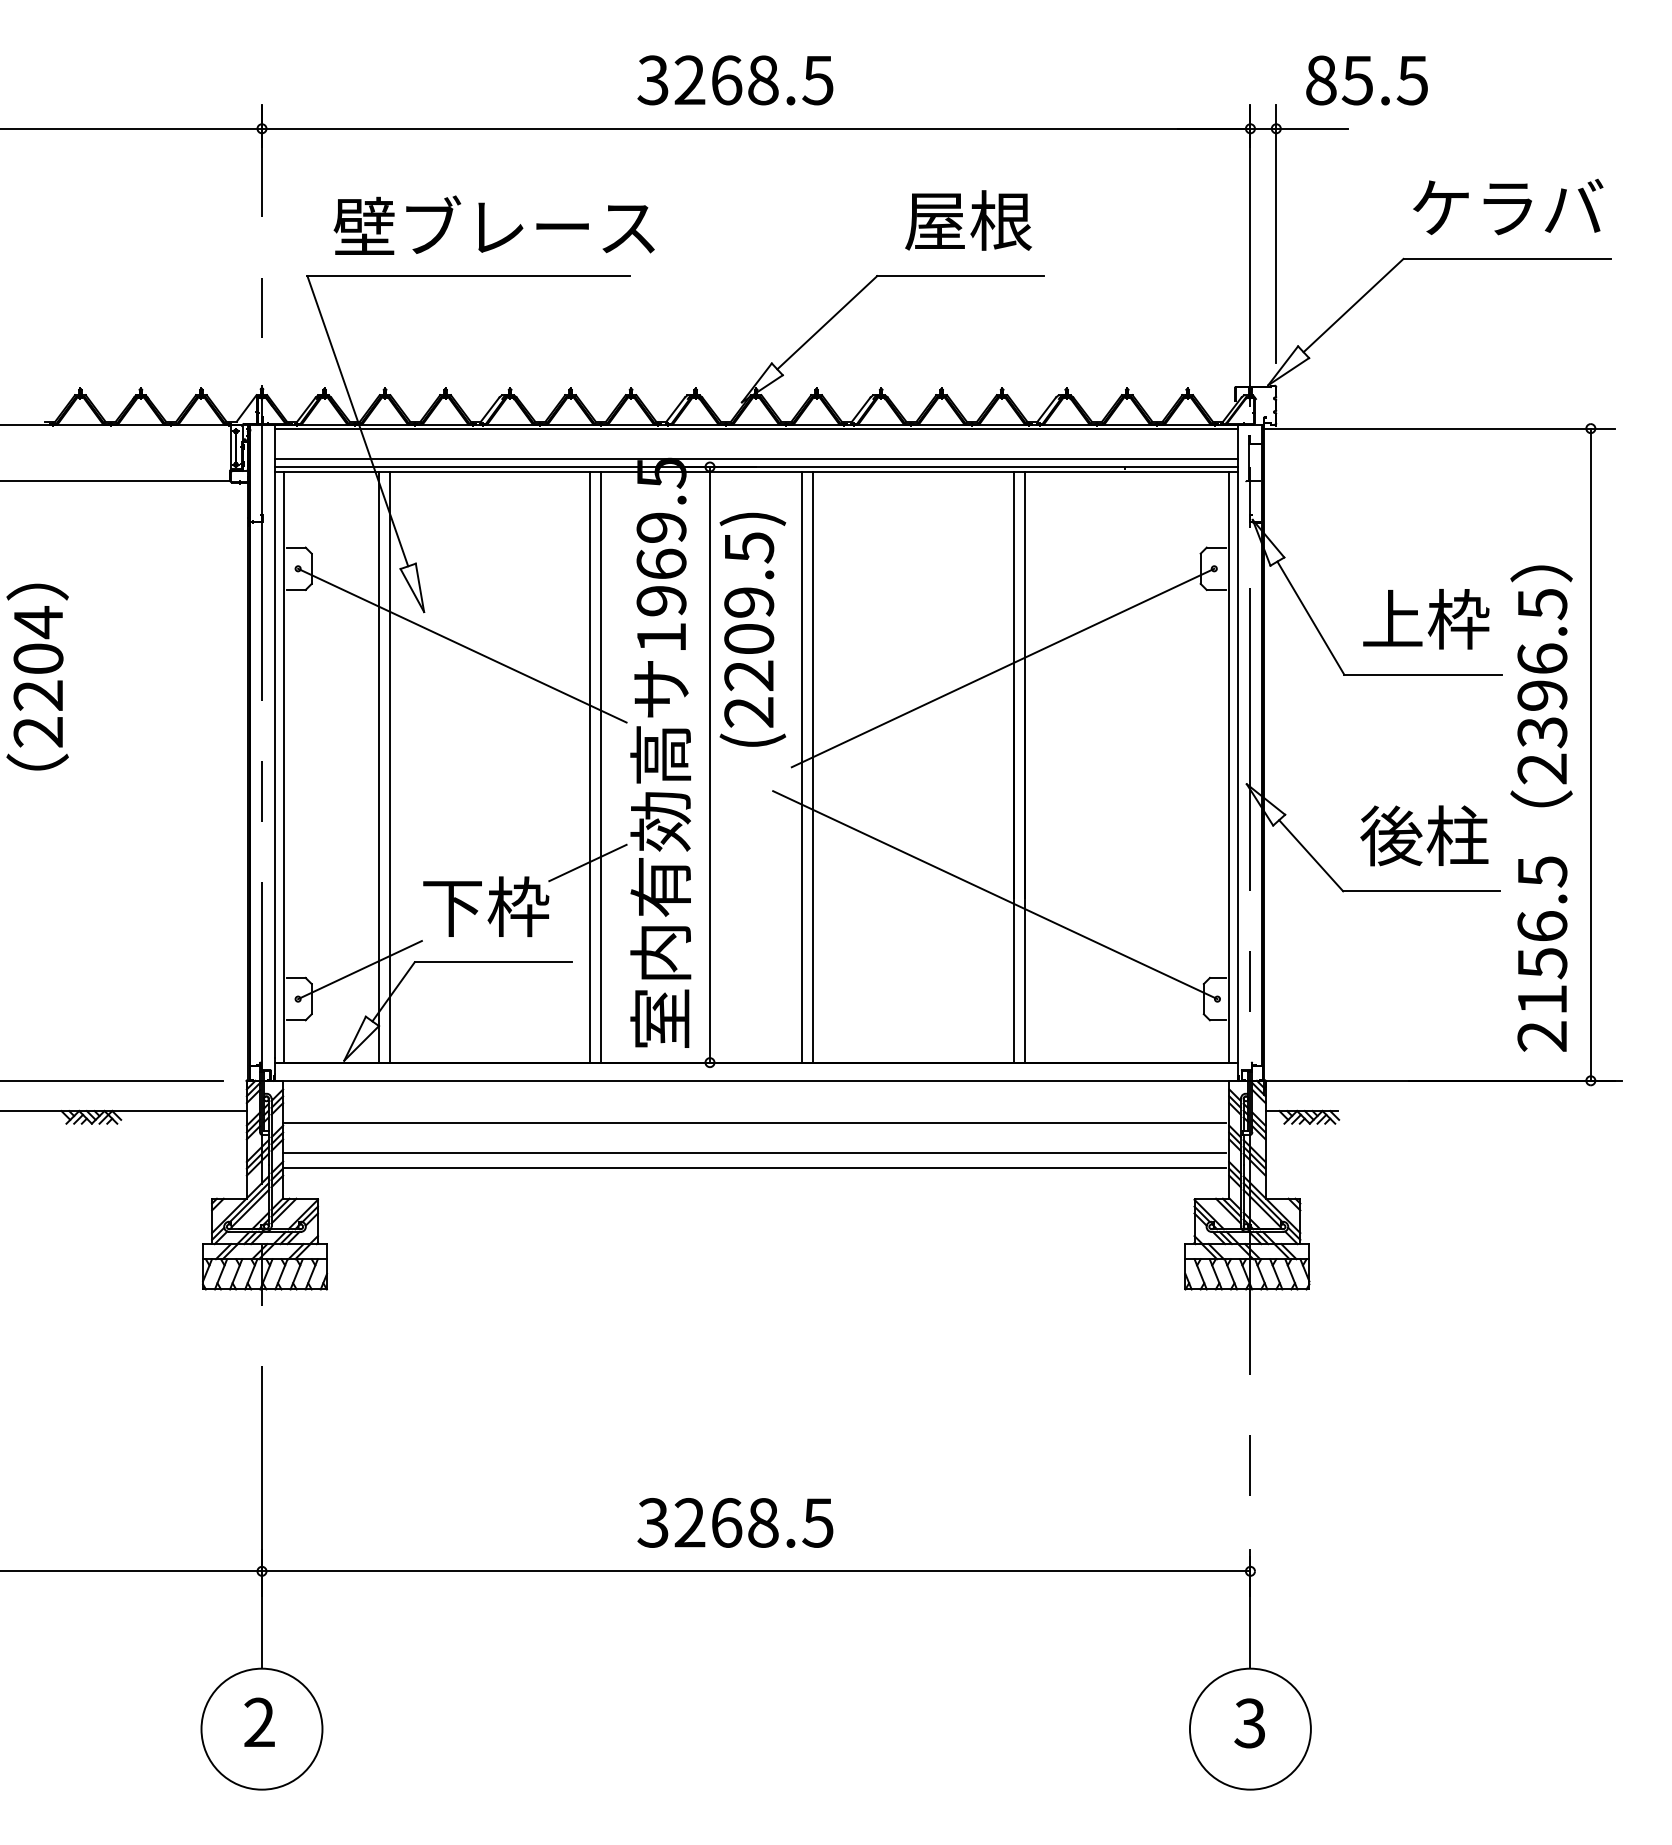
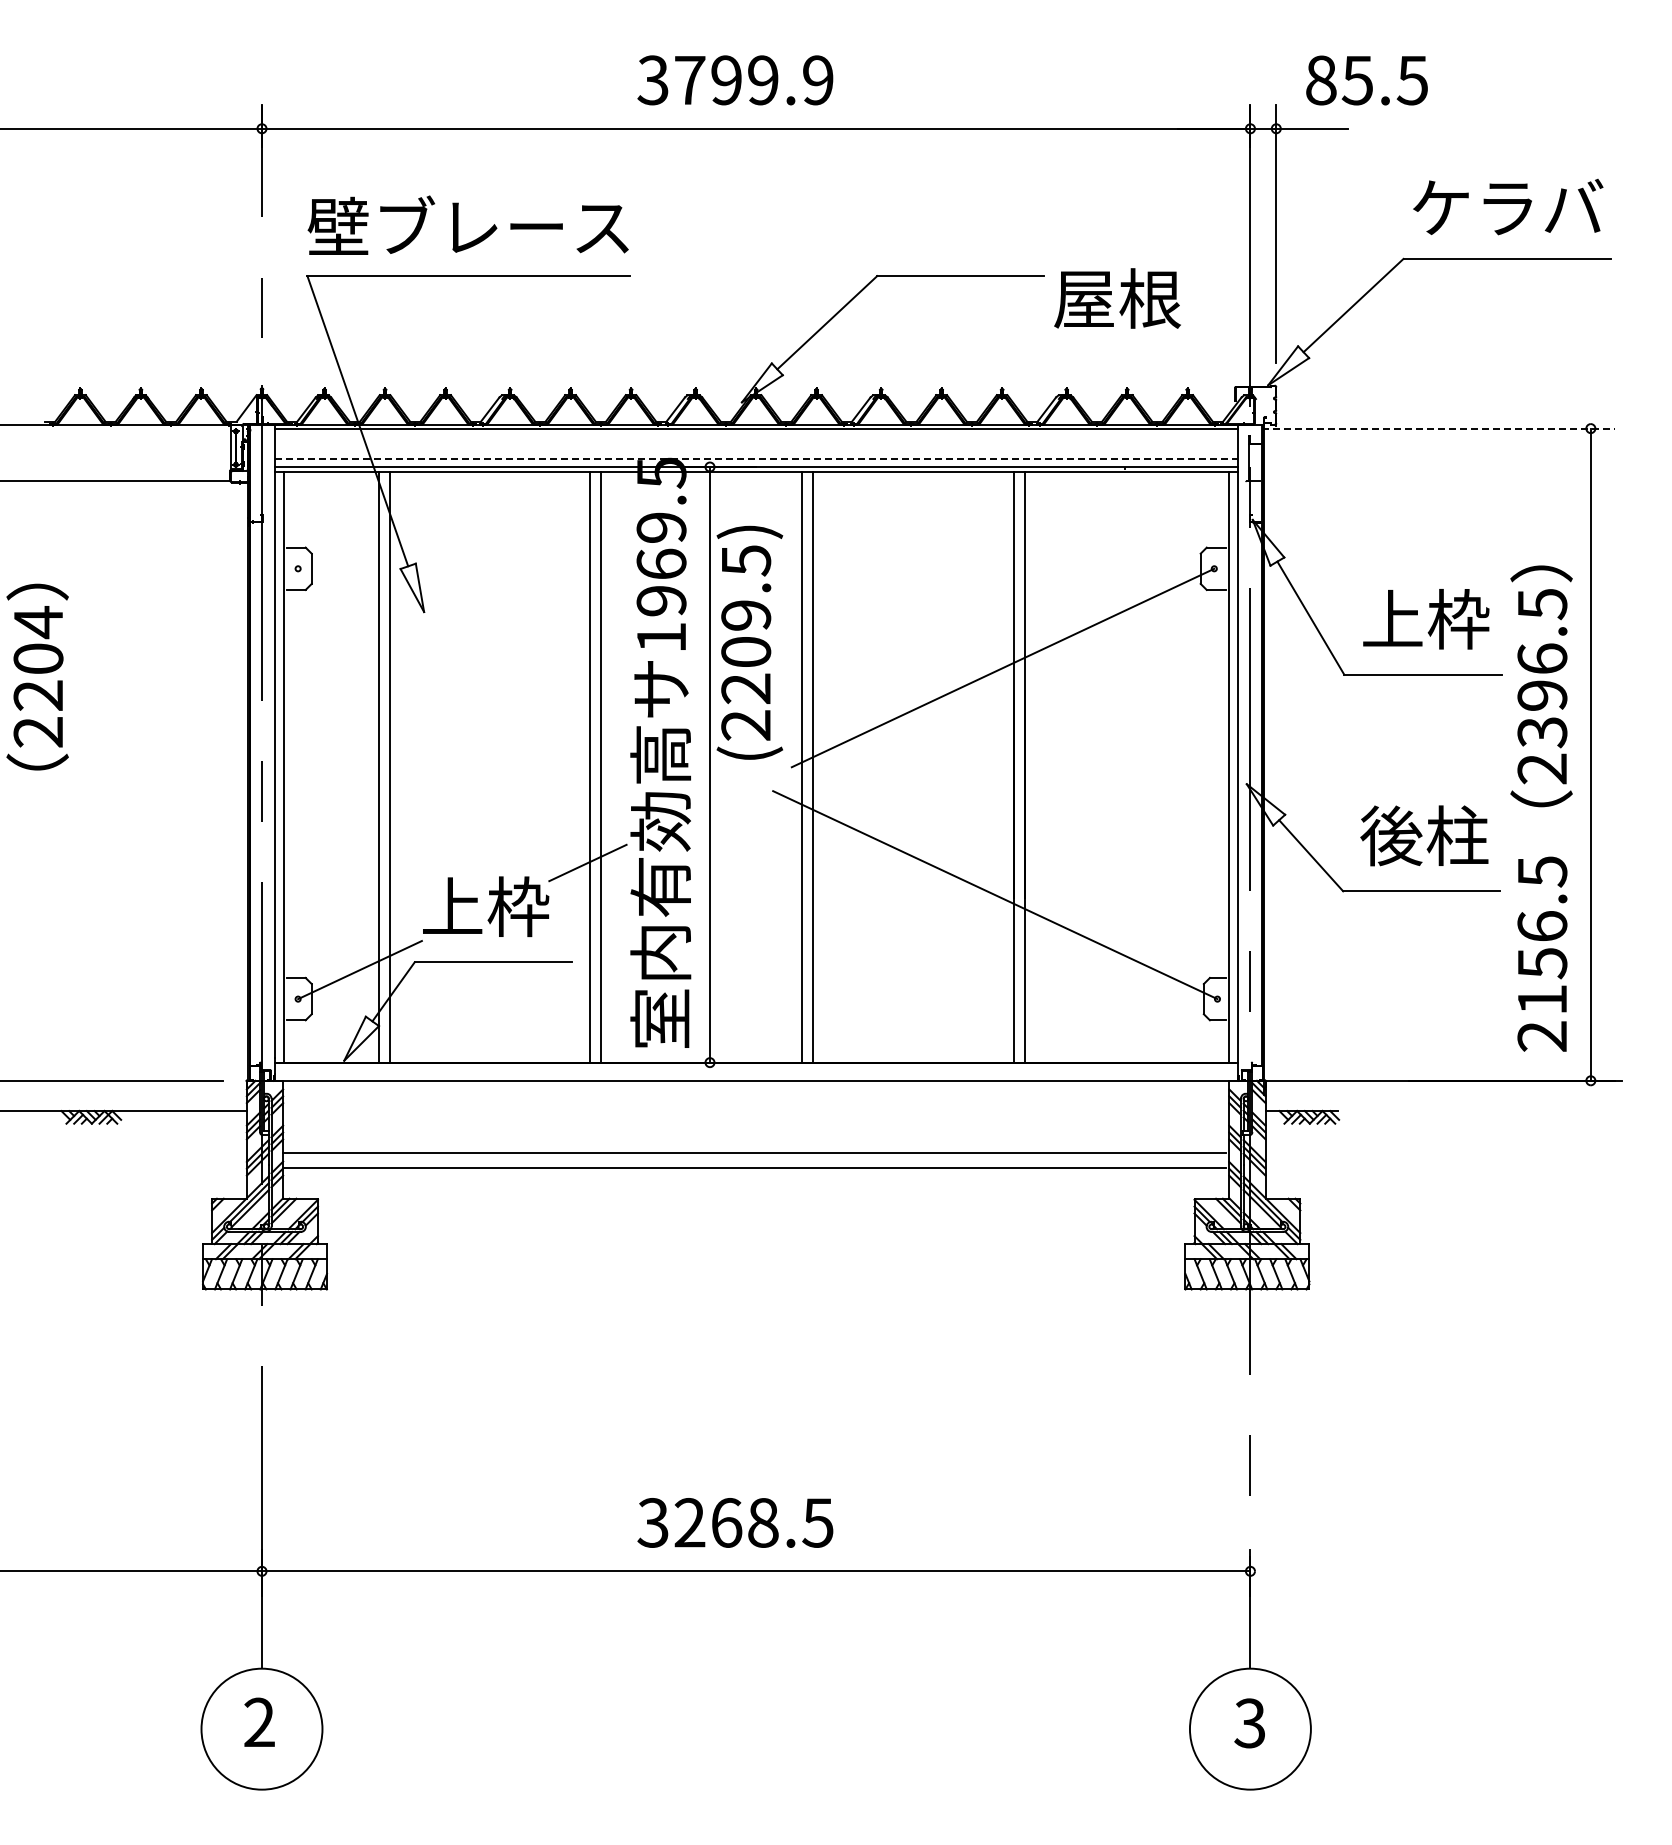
text: 3268.5 -> 3799.9 (753, 80)
text position: (968, 220) -> (1117, 298) (1117, 298)
text position: (493, 224) -> (467, 224) (467, 224)
line: solid -> dashed (1438, 428)
line: solid -> dashed (756, 459)
text position: (752, 629) -> (749, 642) (749, 642)
line: present -> none (462, 645)
text: 下枠 -> 上枠 (452, 906)
line: present -> none (754, 1123)
